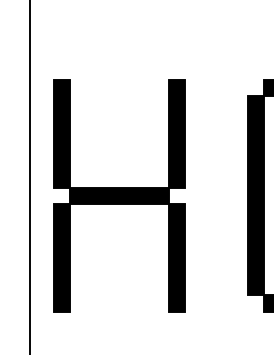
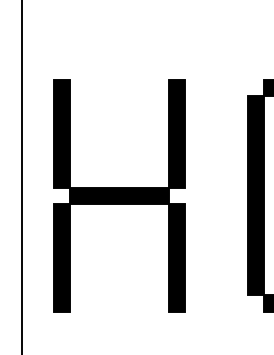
line position: (30, 176) -> (22, 176) (22, 176)
